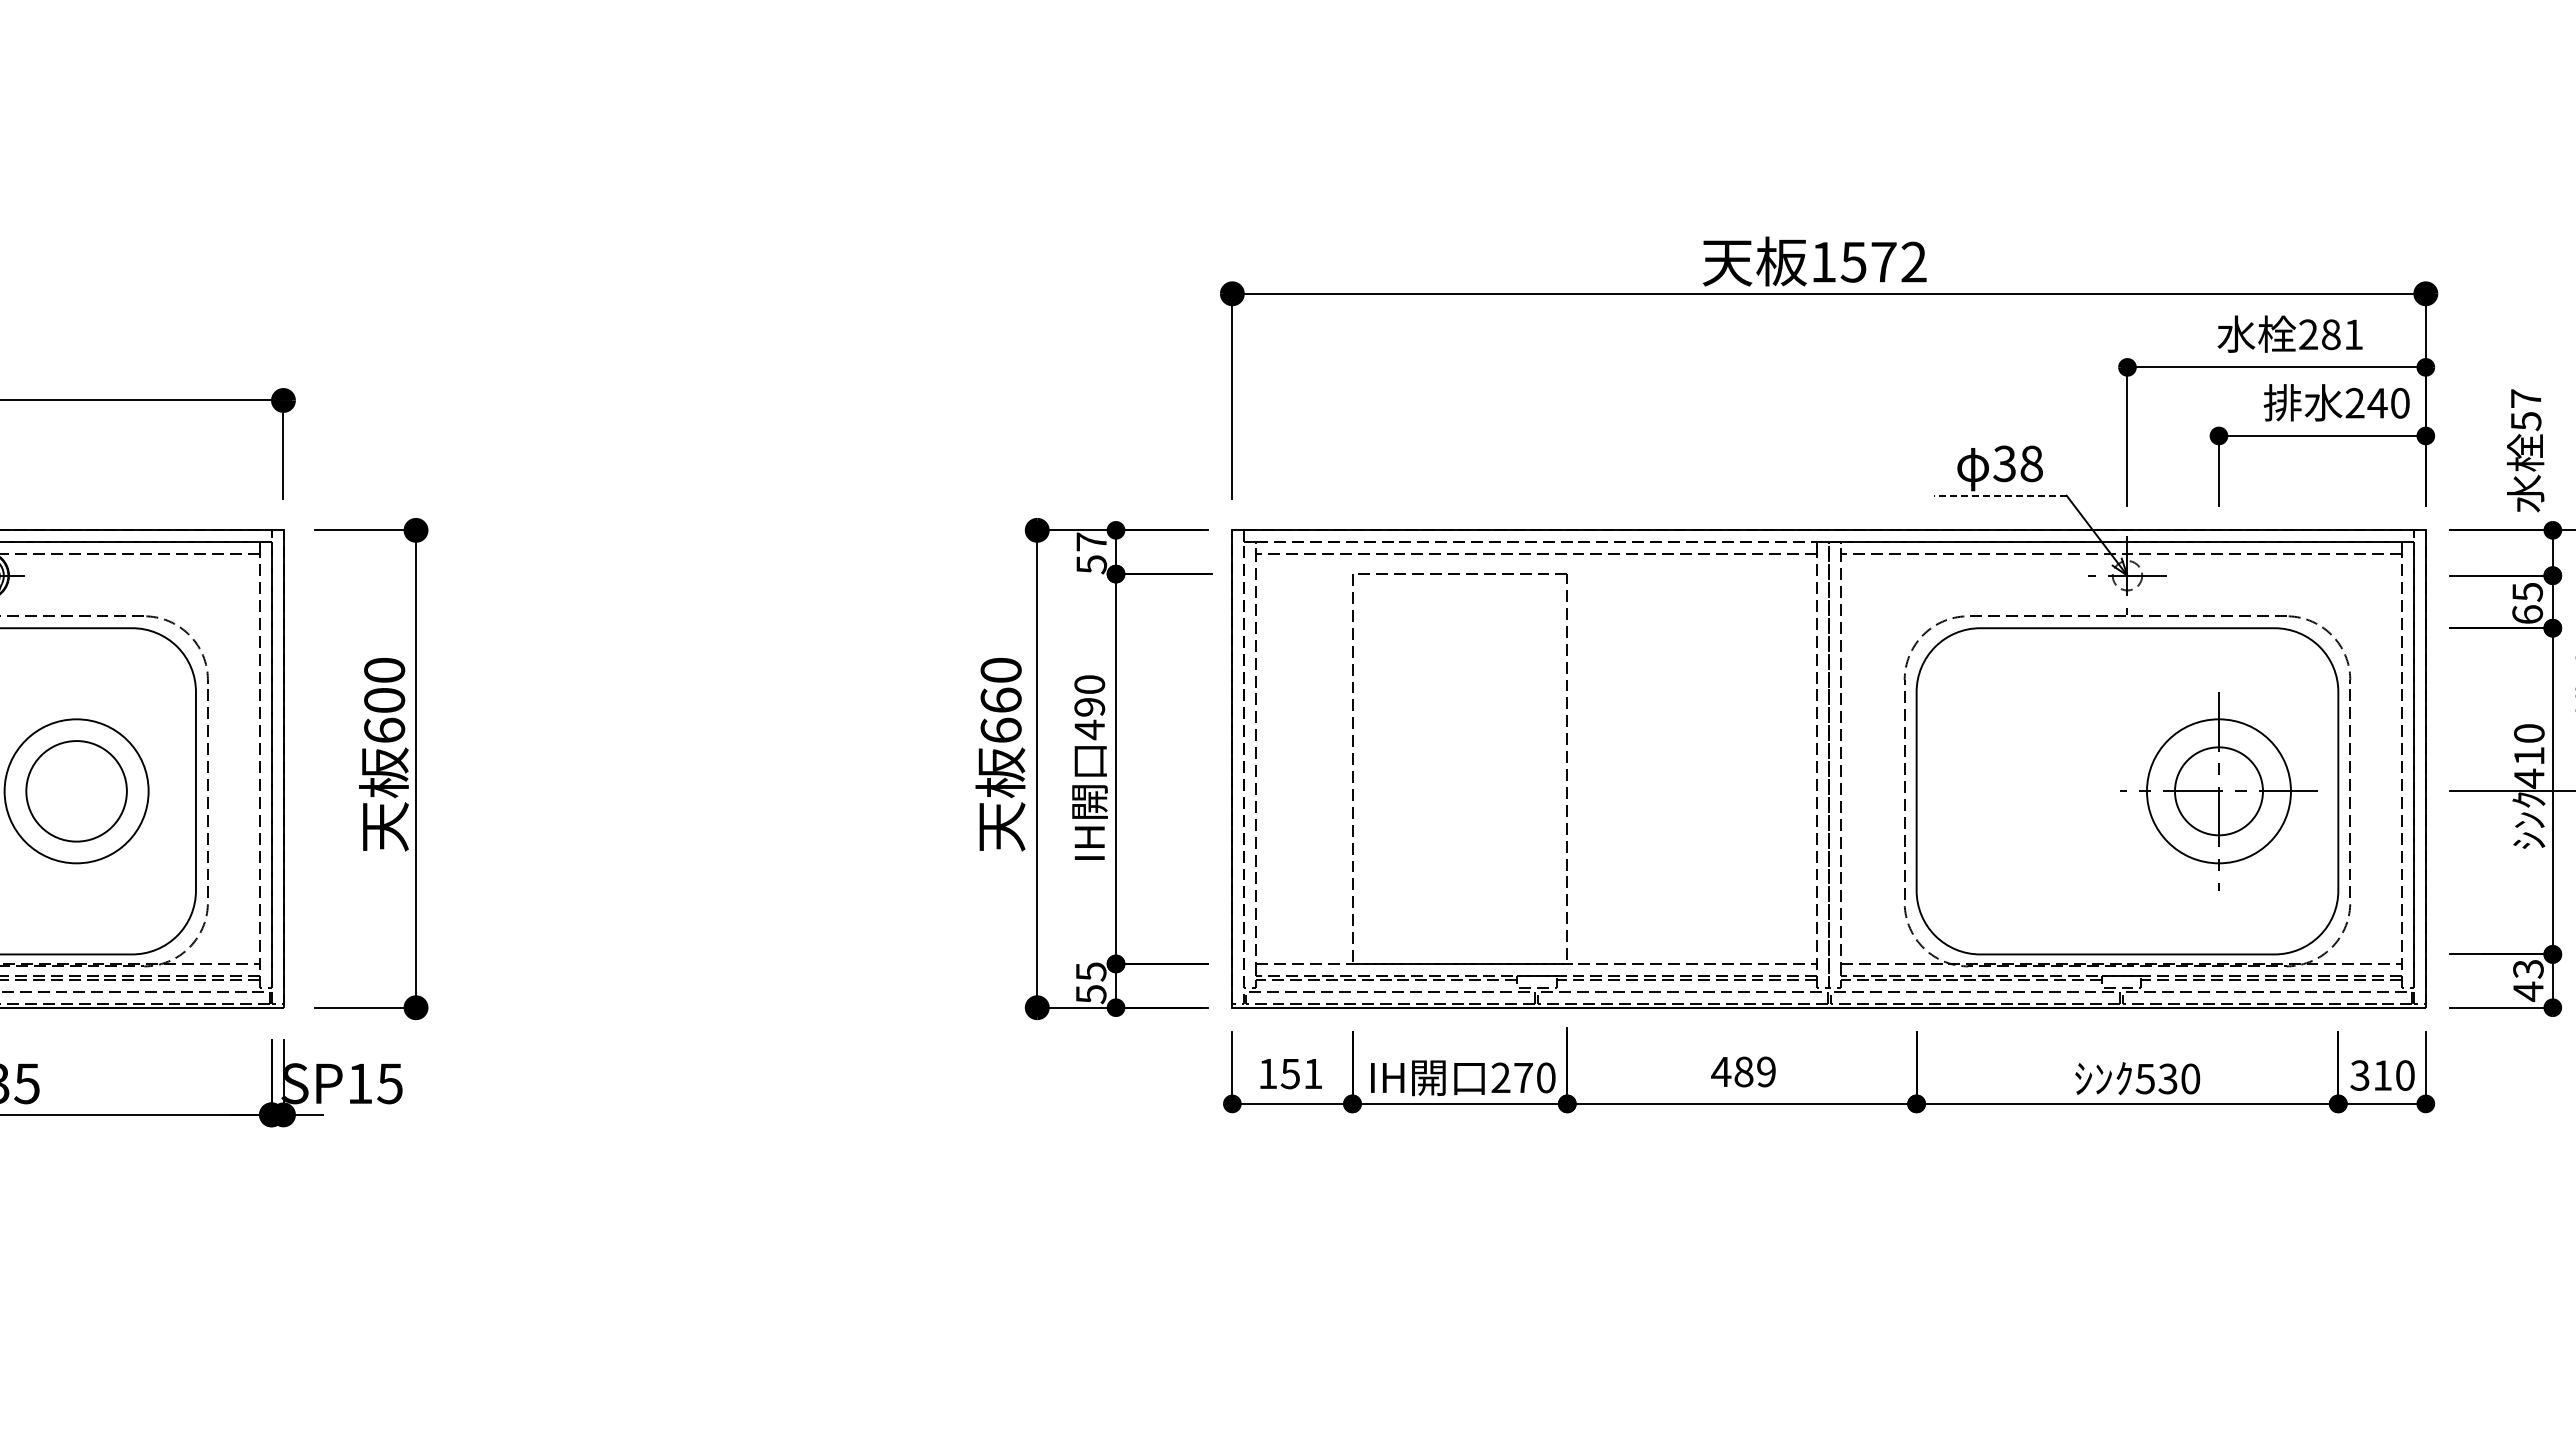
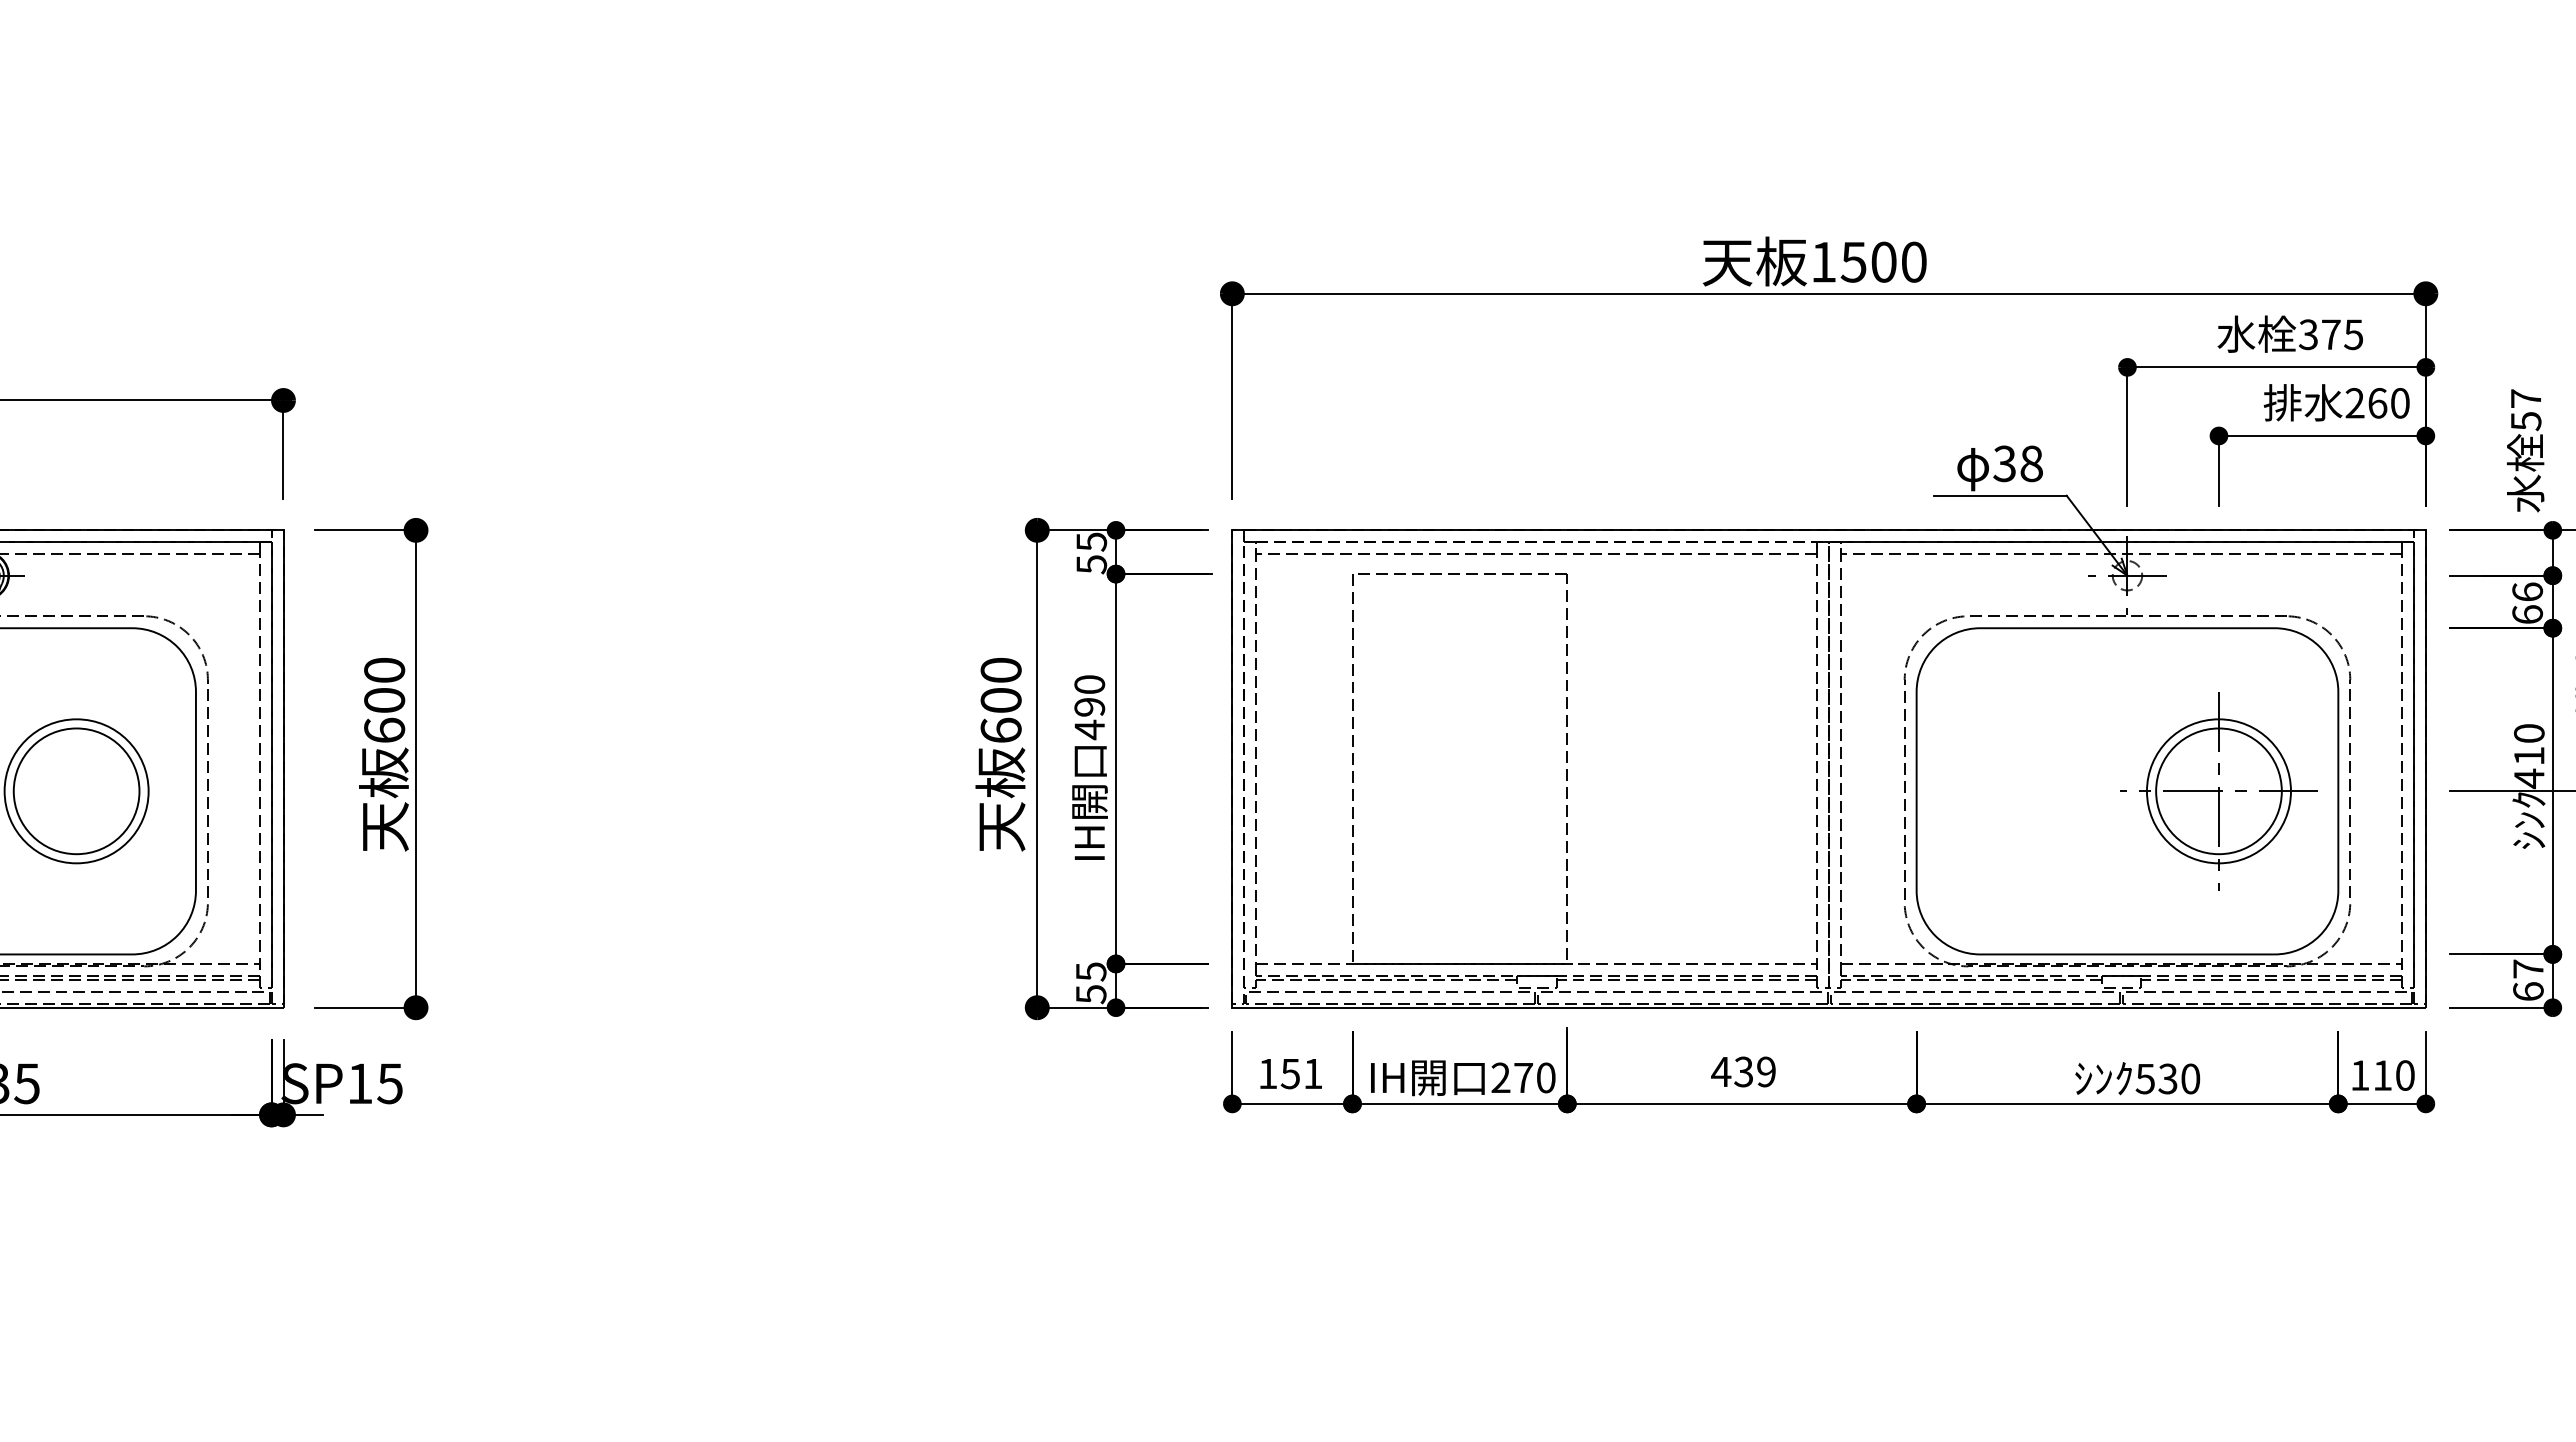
text: 1572 -> 1500 (1898, 261)
text: 281 -> 375 (2330, 334)
text: 240 -> 260 (2377, 403)
line: dashed -> solid (1999, 495)
text: 57 -> 55 (1091, 541)
text: 65 -> 66 (2527, 591)
text: 660 -> 600 (1000, 699)
circle diameter: 101 px -> 126 px (76, 791)
circle diameter: 88 px -> 126 px (2218, 791)
text: 43 -> 67 (2528, 980)
text: 489 -> 439 (1743, 1071)
text: 310 -> 110 (2359, 1075)
